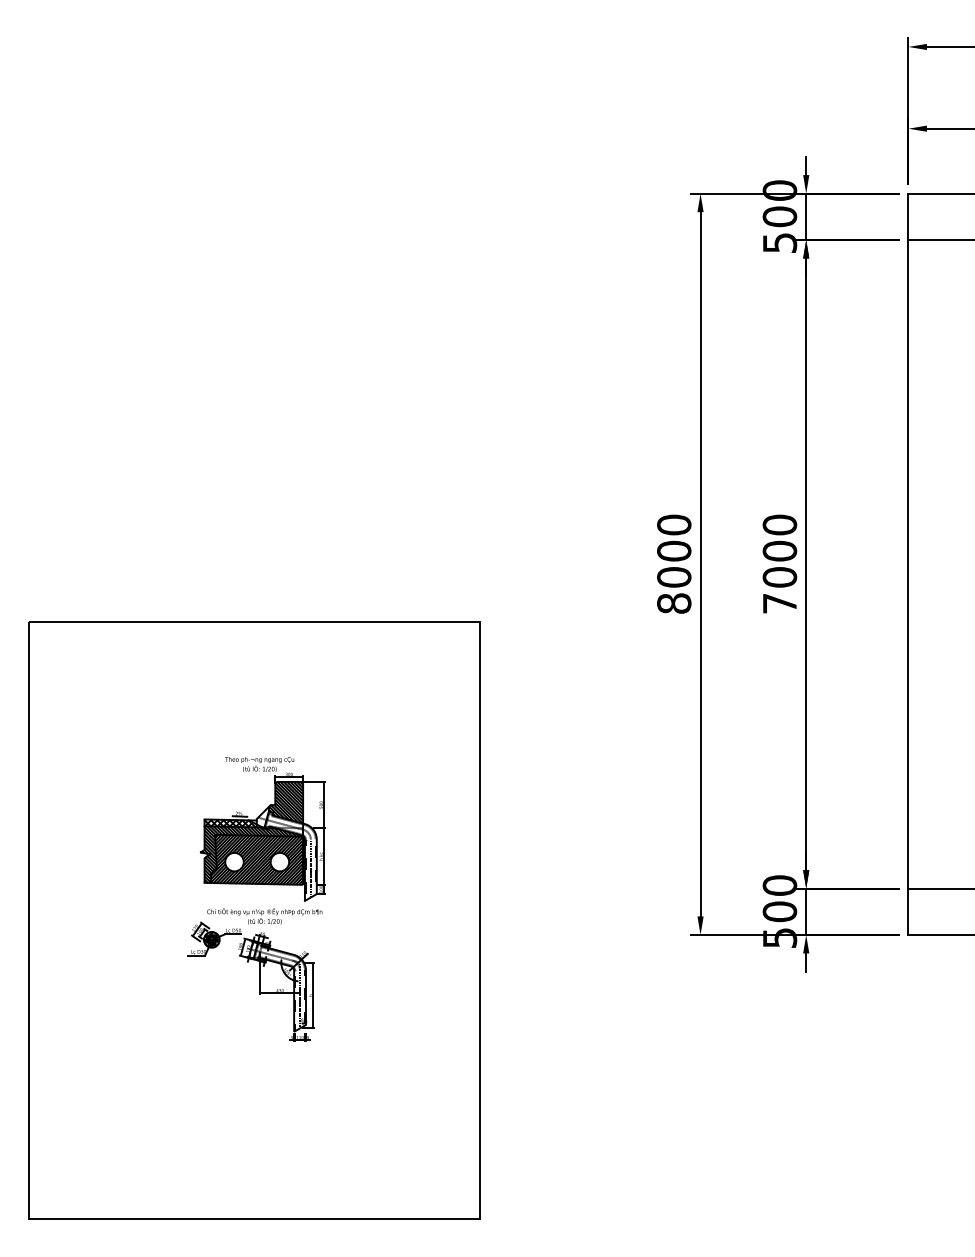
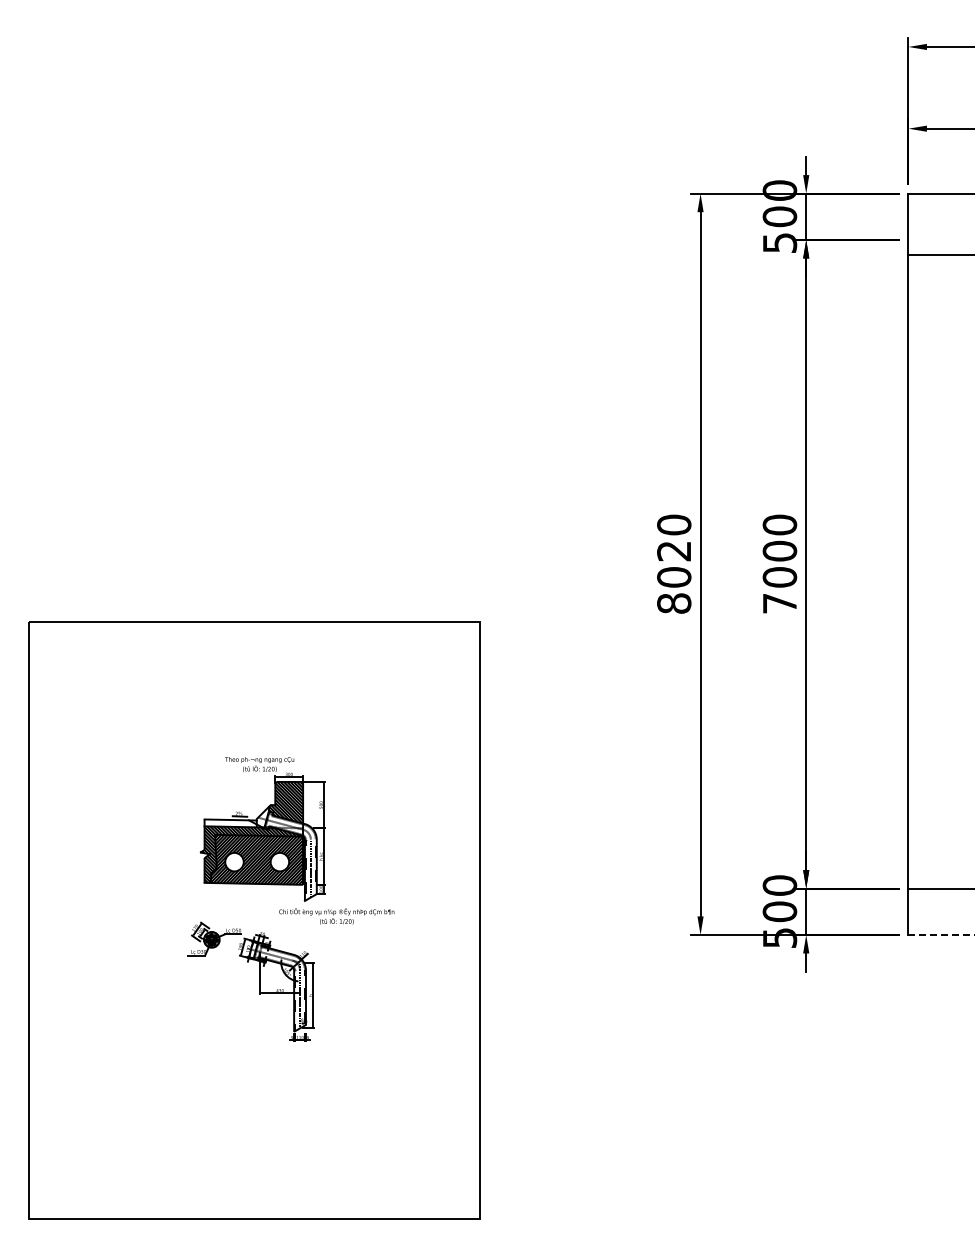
line position: (939, 239) -> (939, 254) (939, 254)
text: 8000 -> 8020 (674, 550)
hatch: present -> none (229, 823)
text position: (264, 916) -> (336, 916) (336, 916)
line: solid -> dashed (941, 934)
